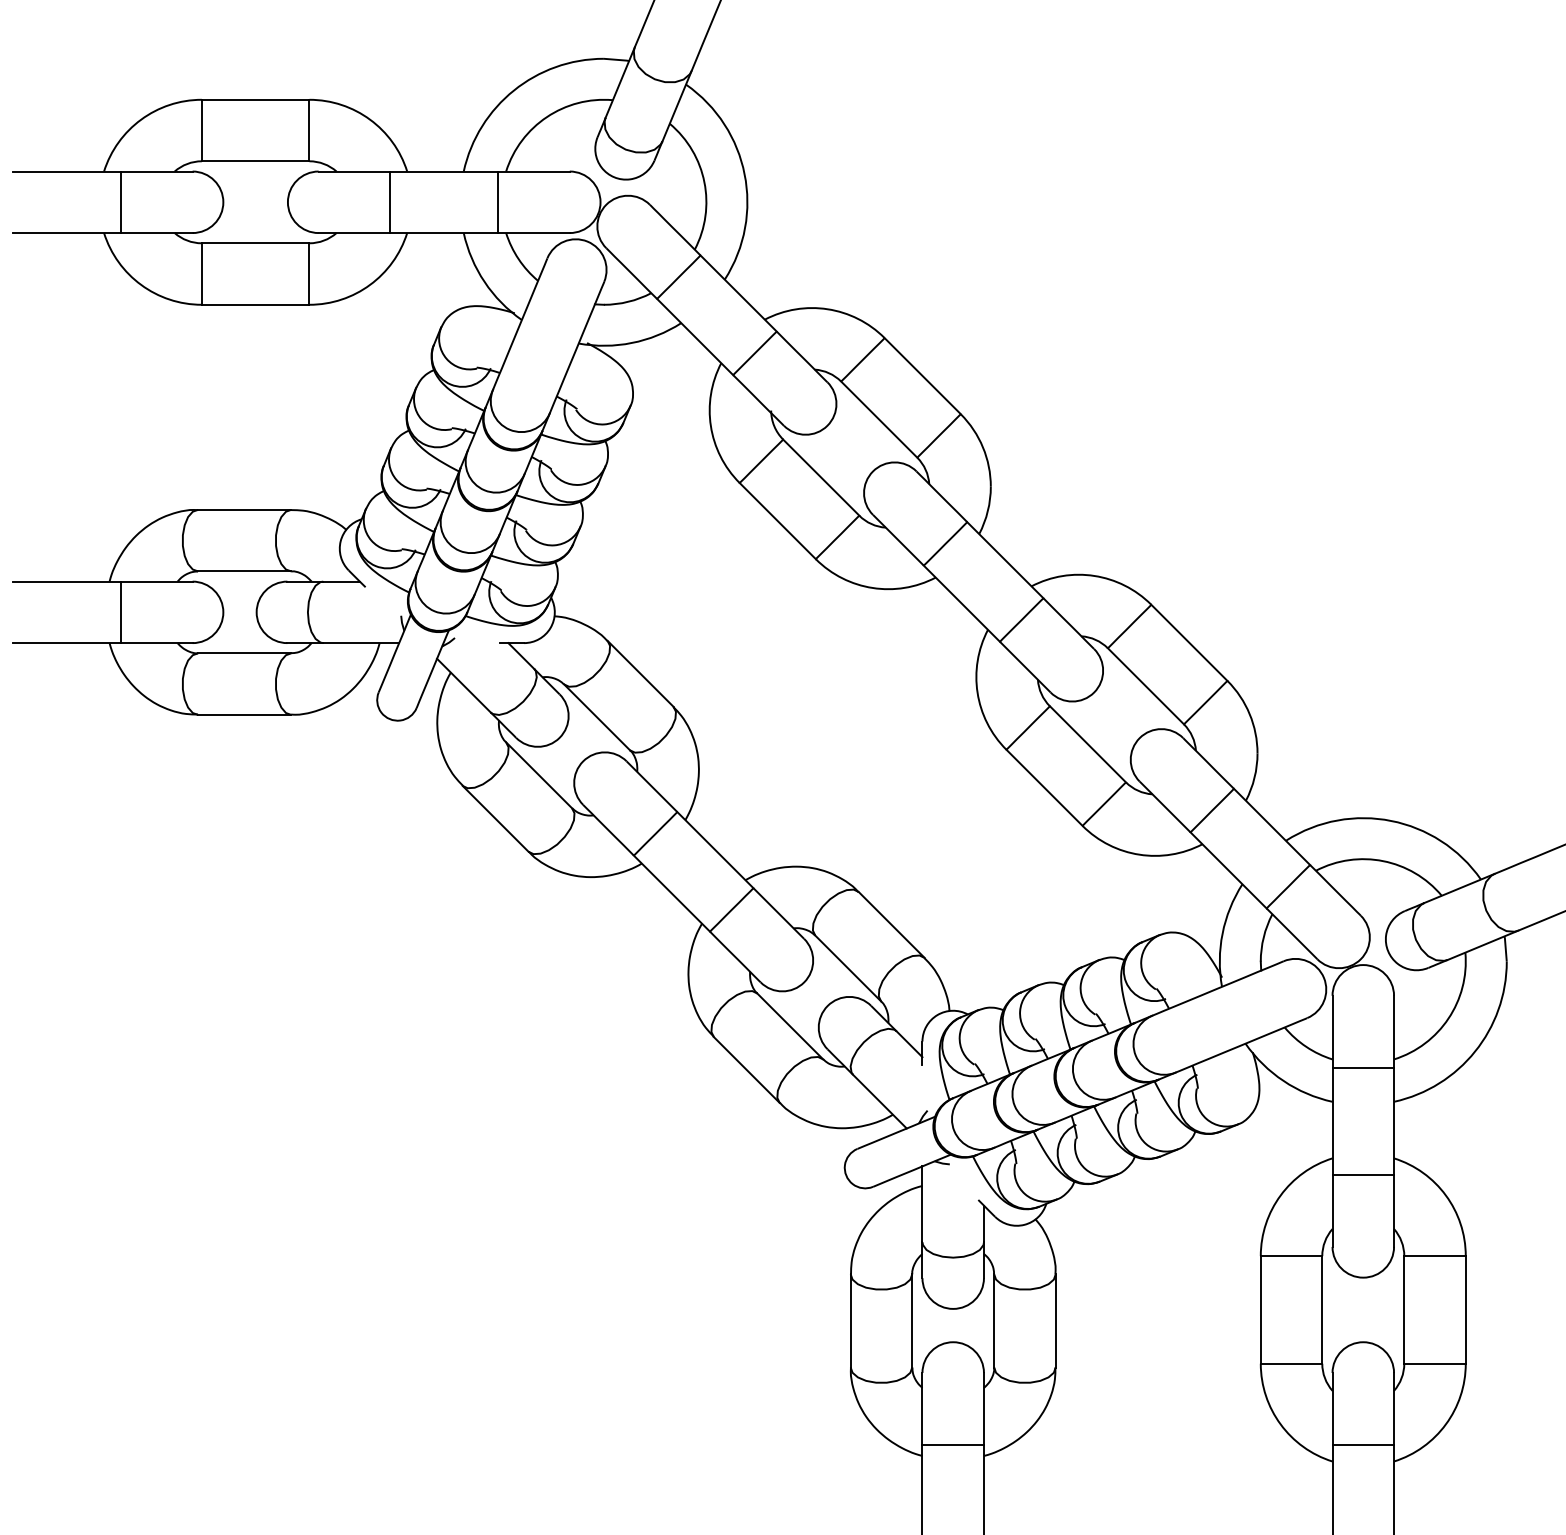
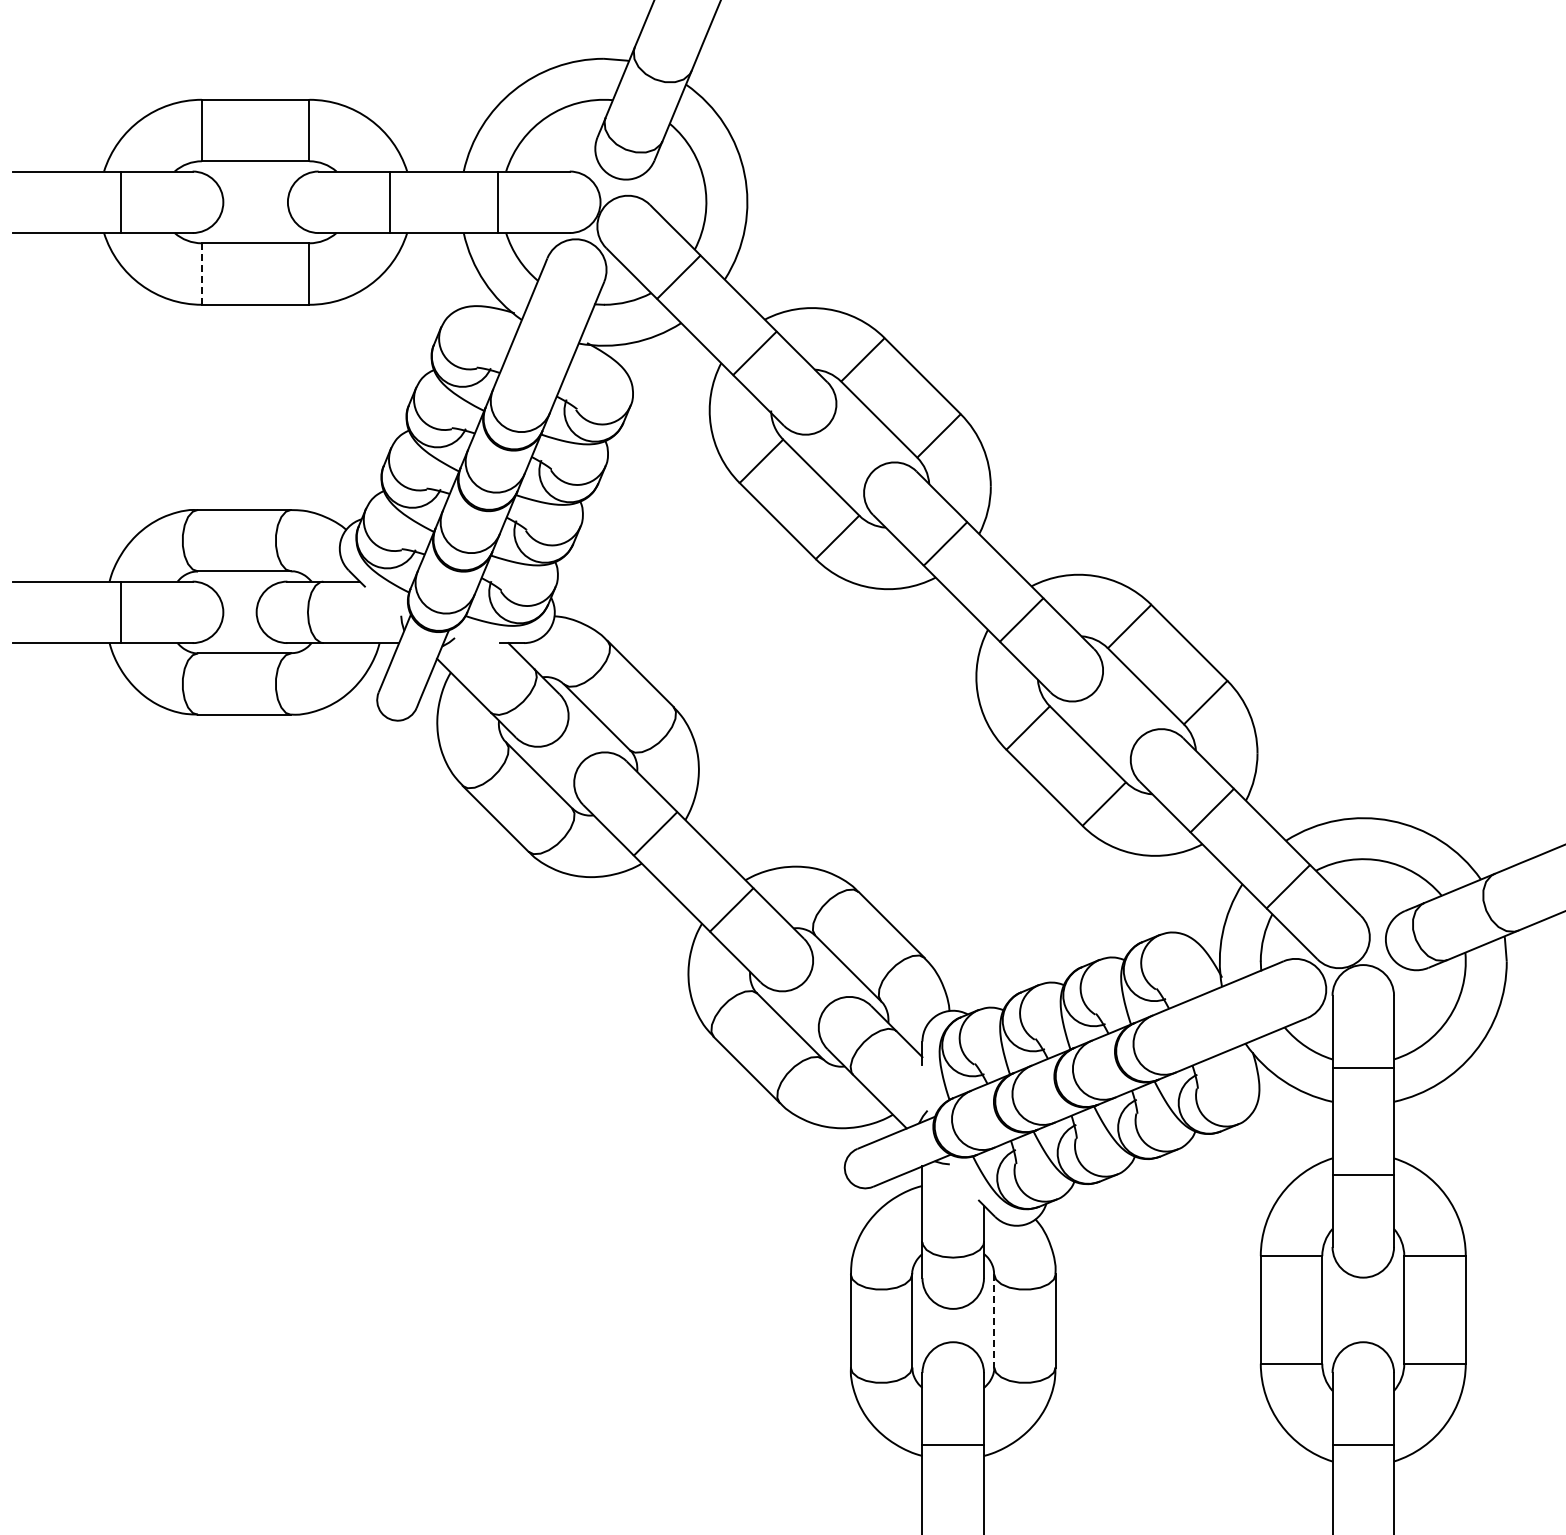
line: solid -> dashed (201, 274)
line: solid -> dashed (994, 1320)
